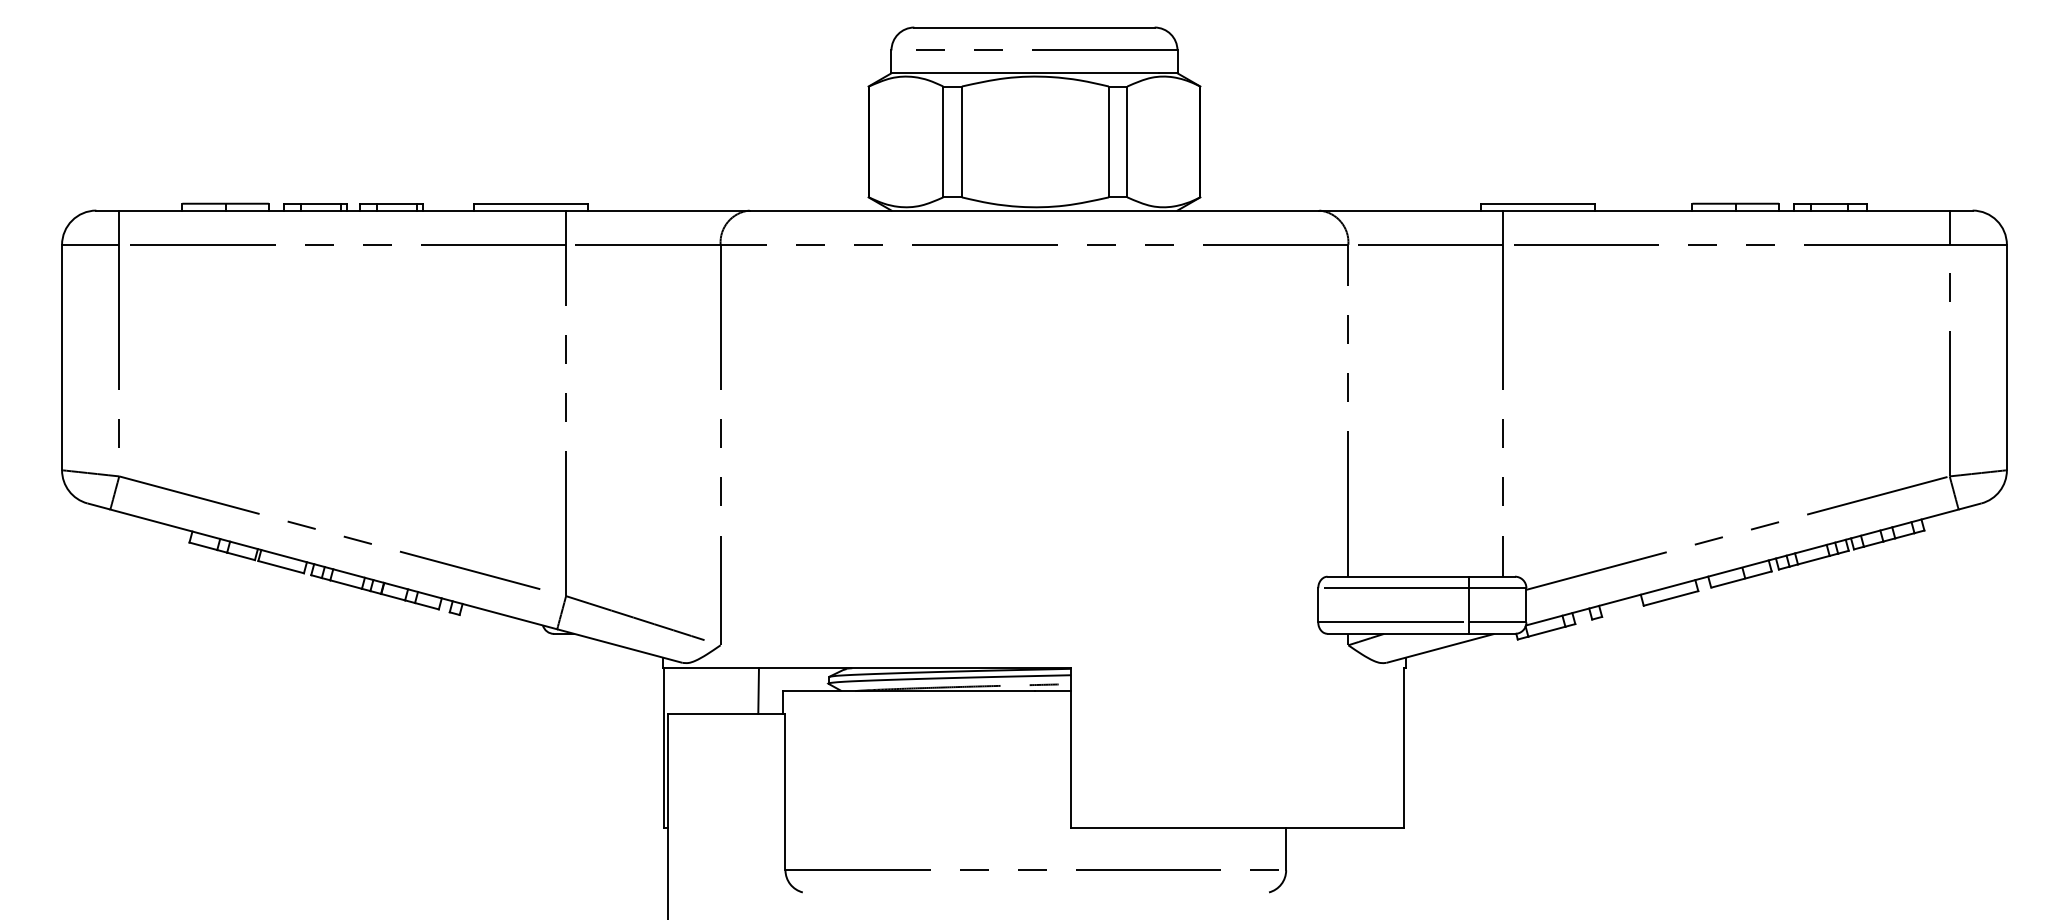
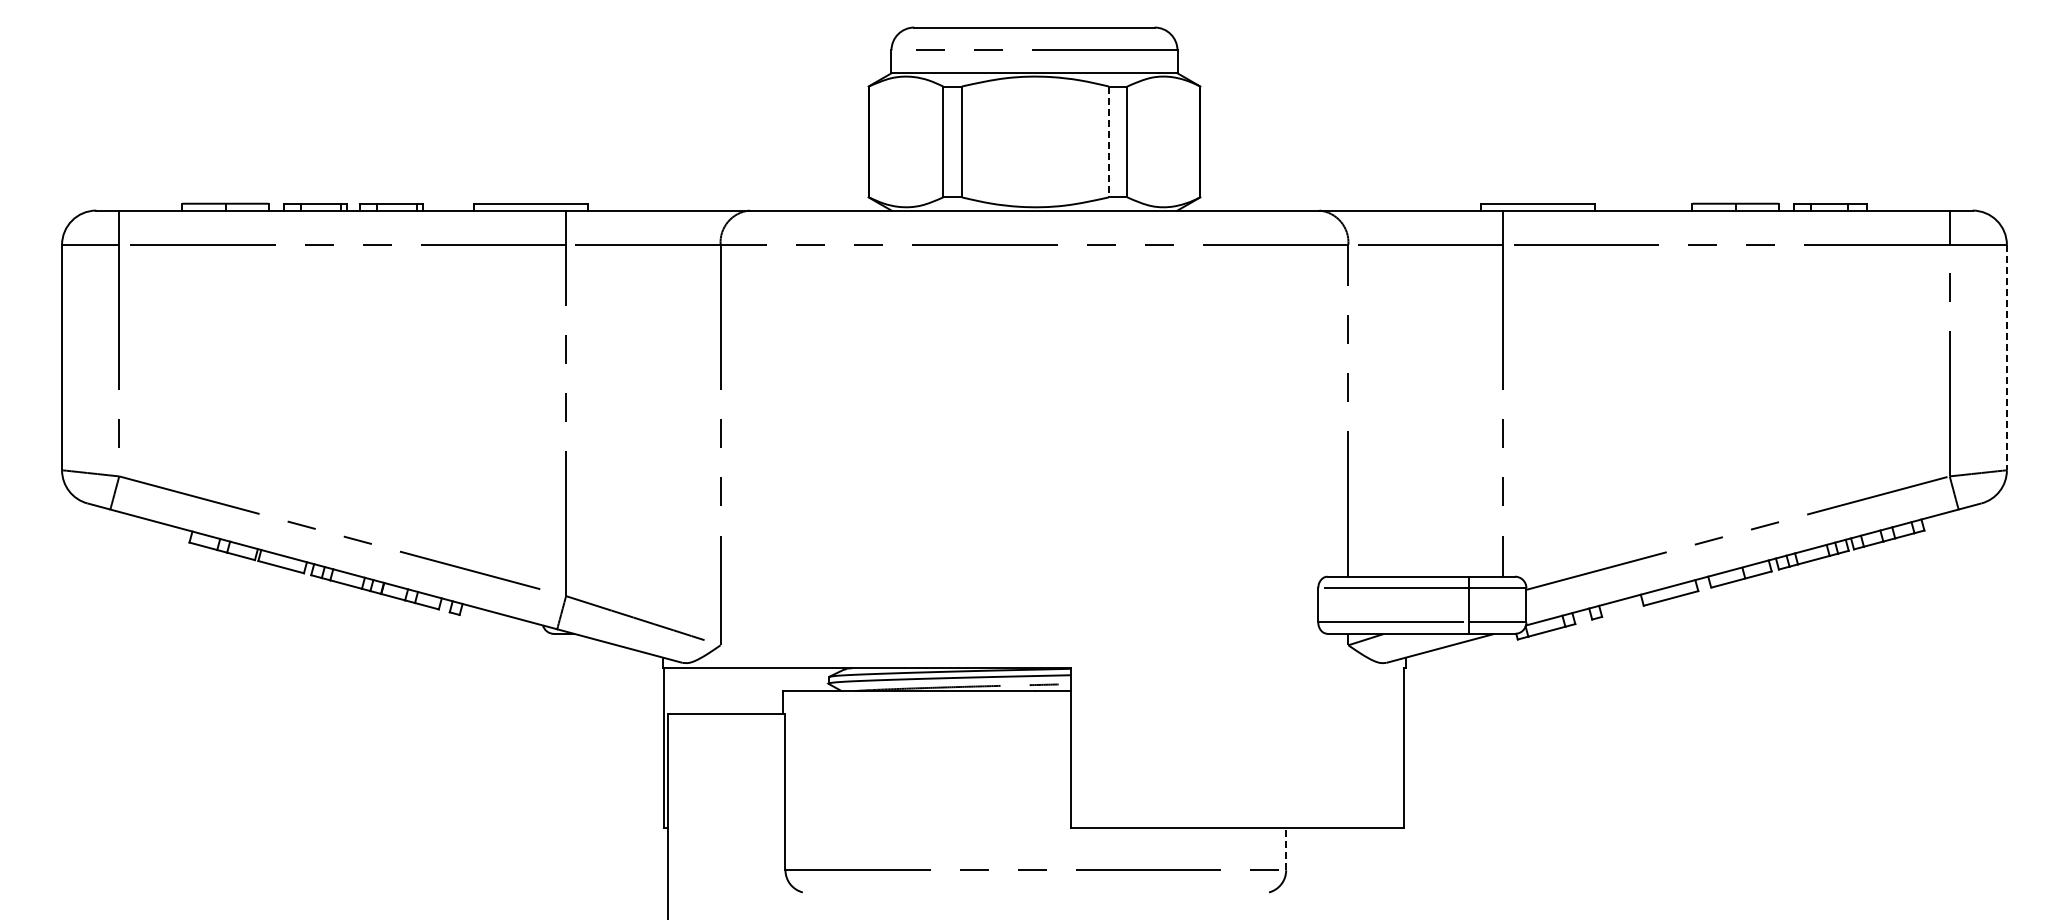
line: solid -> dashed (1108, 142)
line: solid -> dashed (2006, 357)
line: present -> none (758, 690)
line: solid -> dashed (1286, 849)
